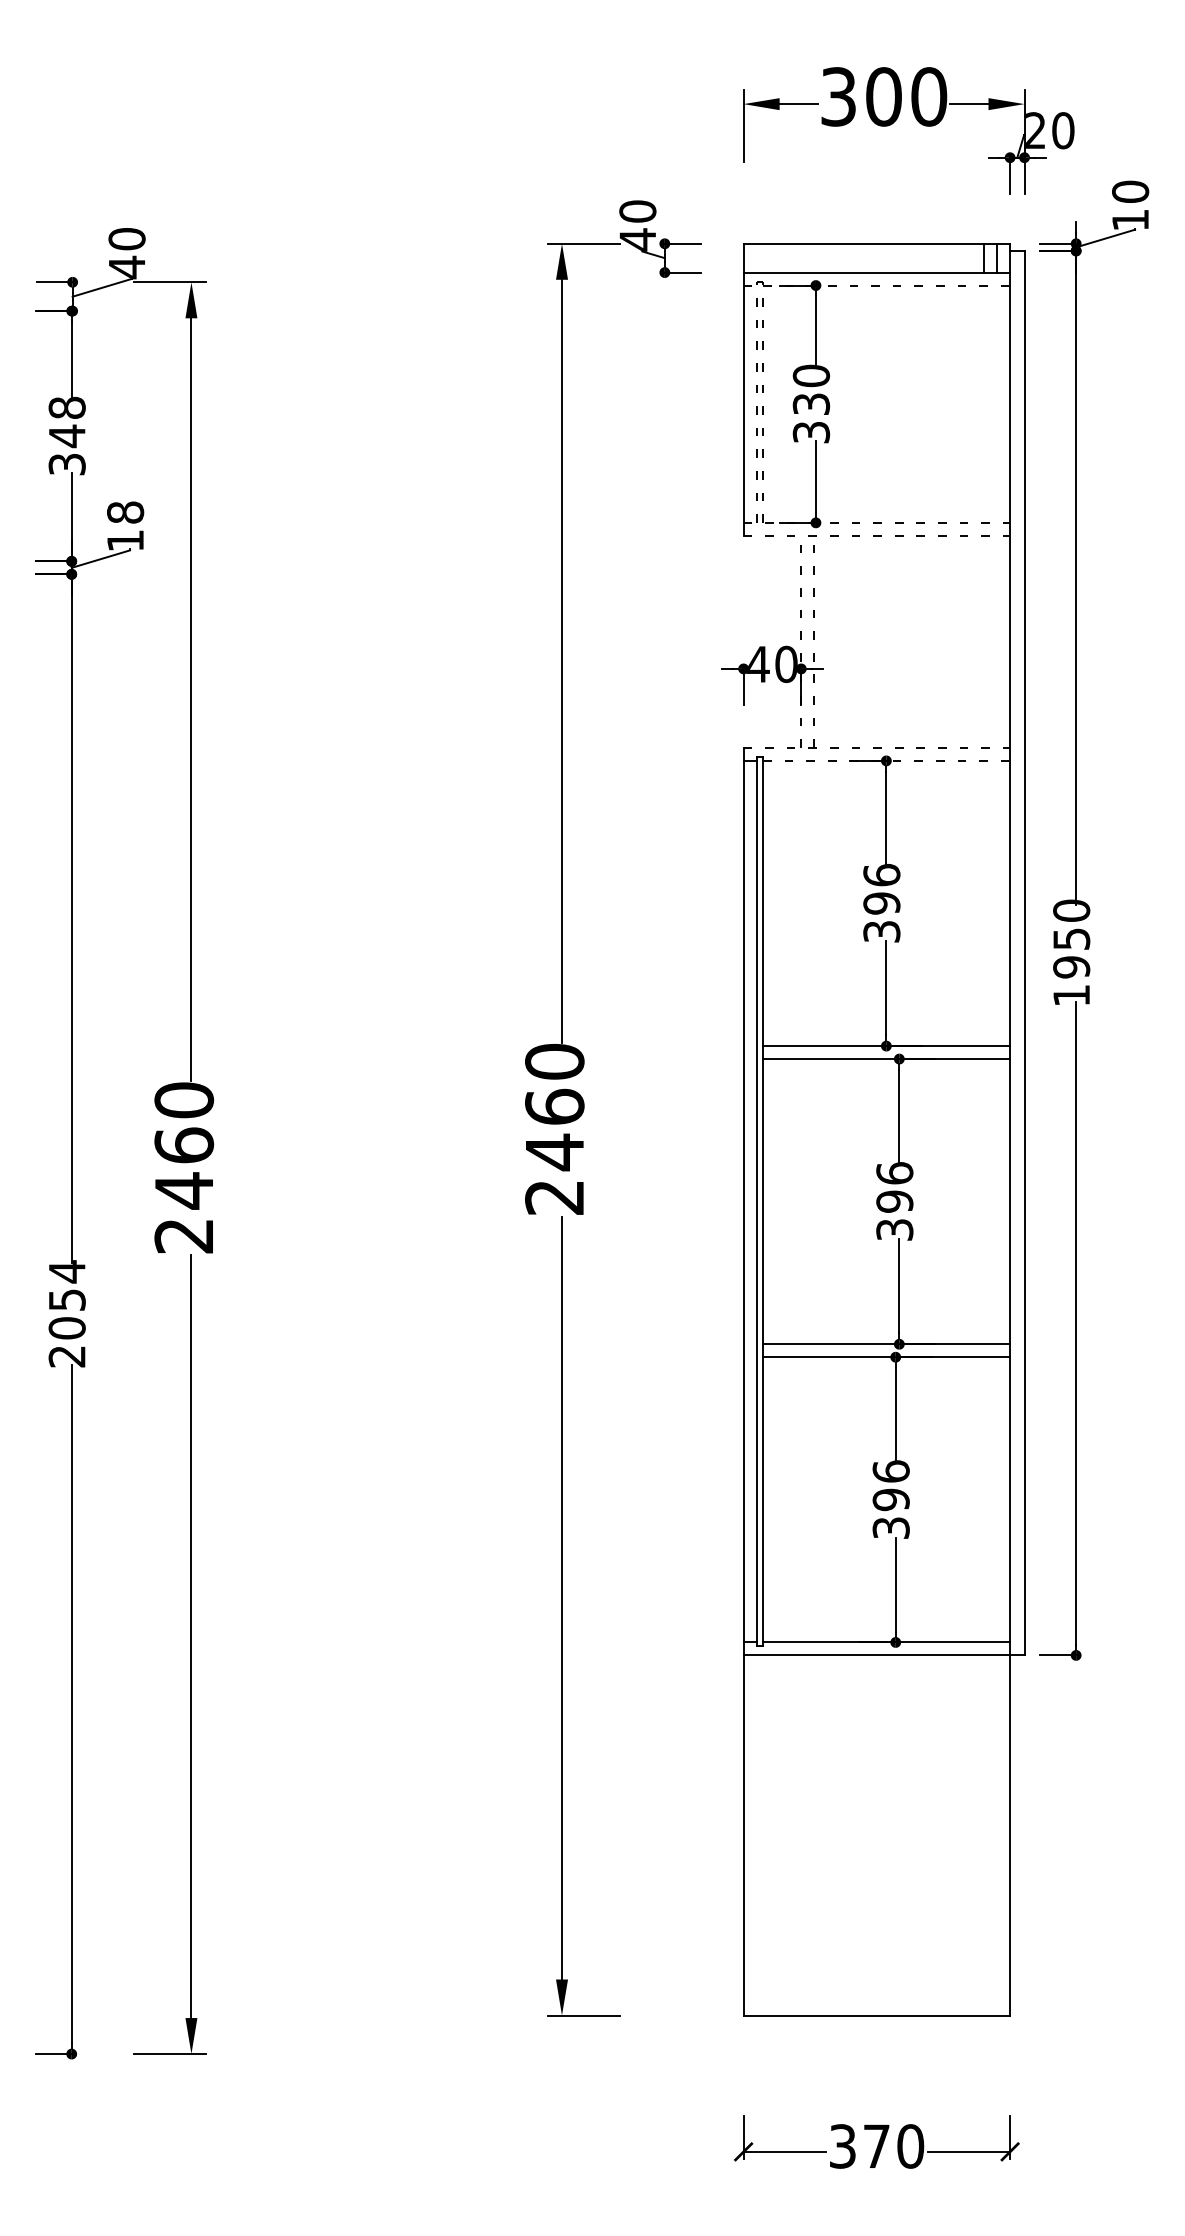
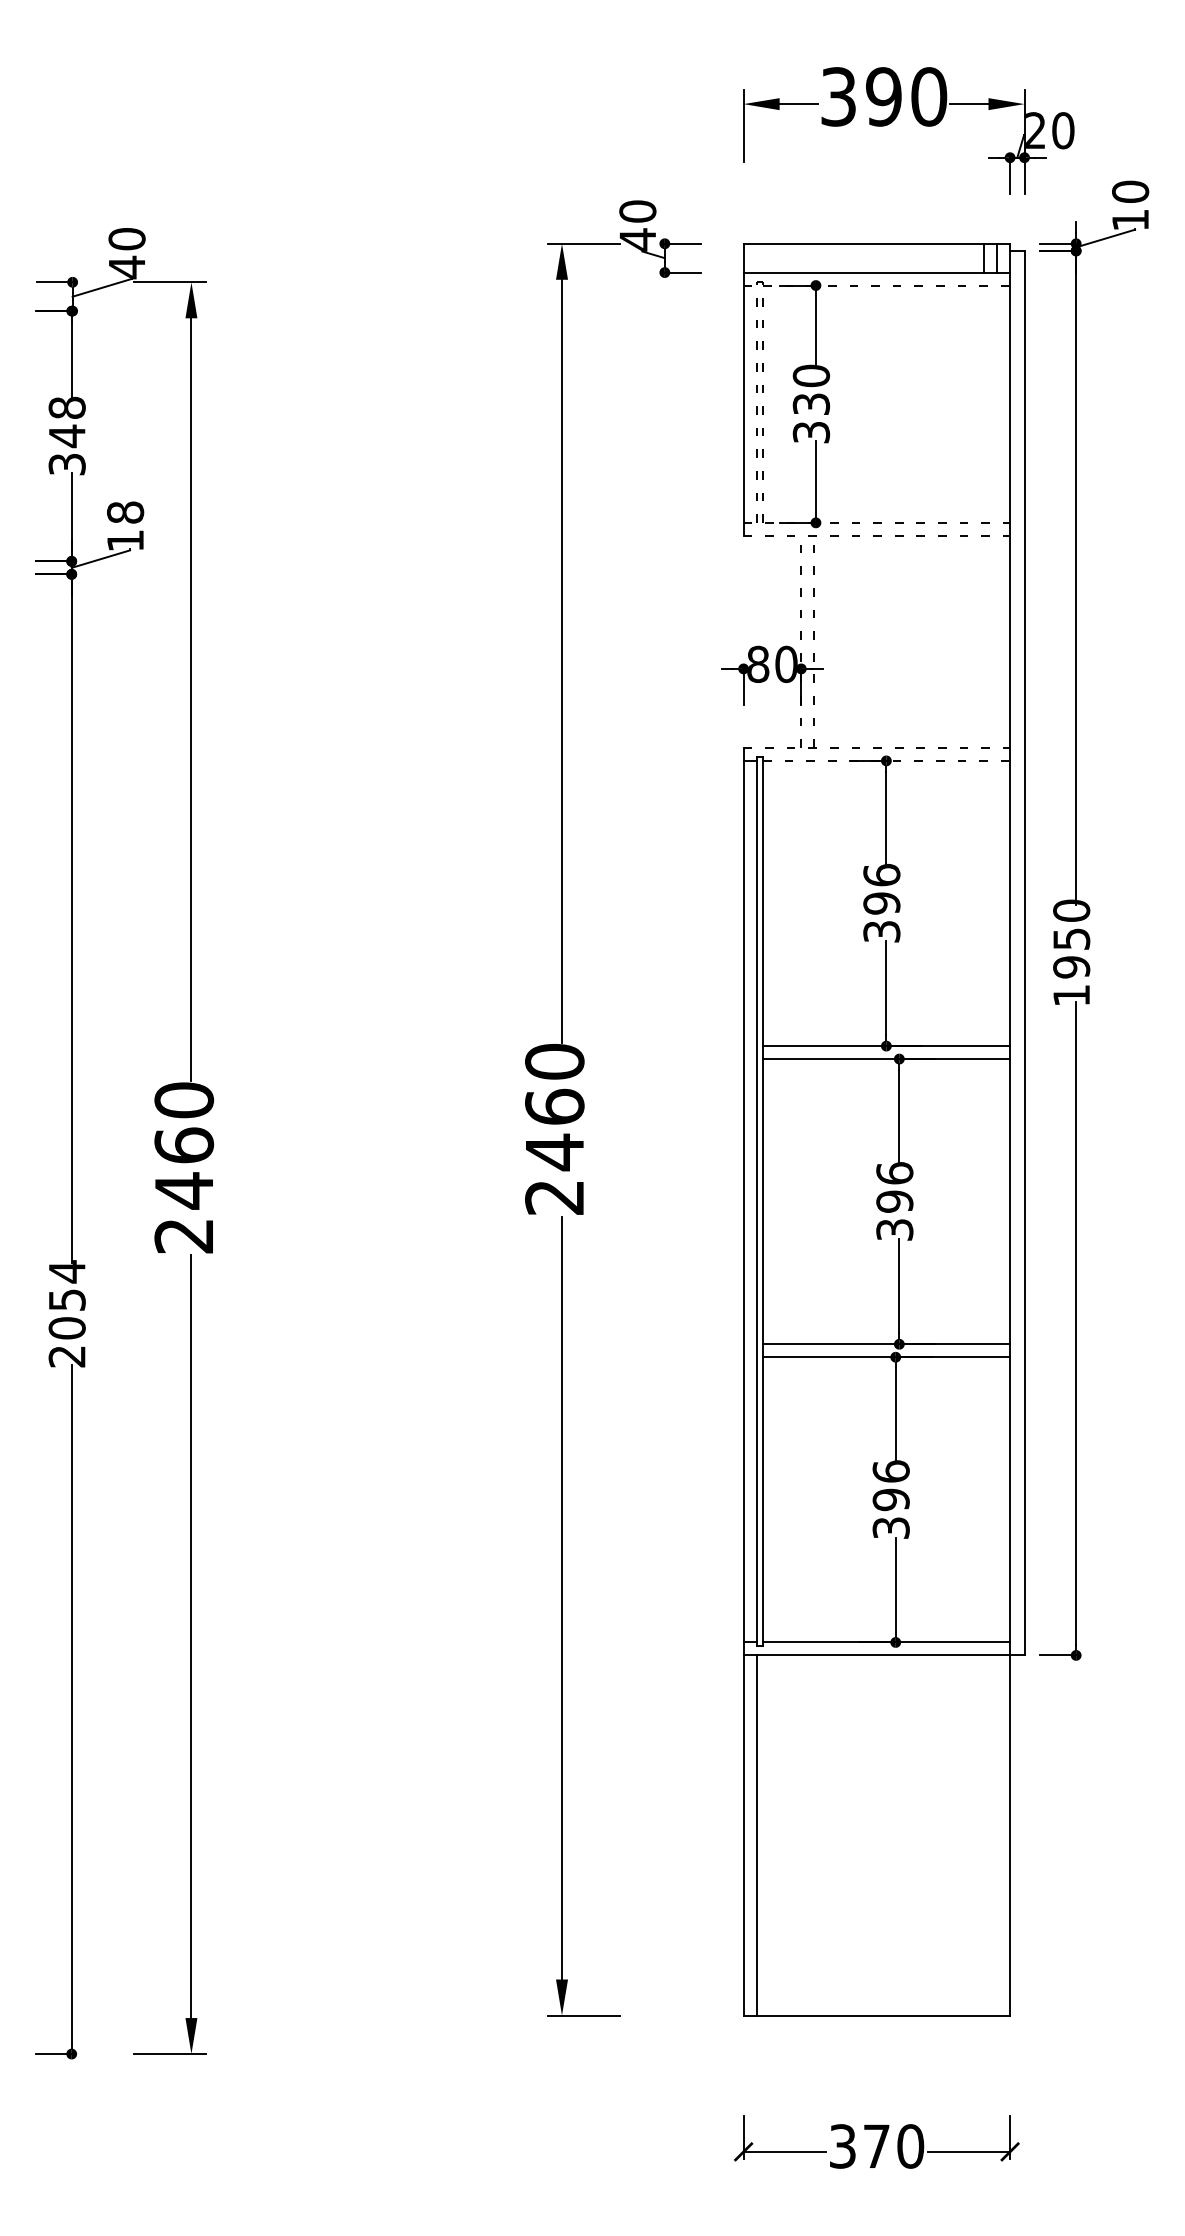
text: 300 -> 390 (883, 96)
text: 40 -> 80 (757, 664)
line: none -> present (756, 1835)
